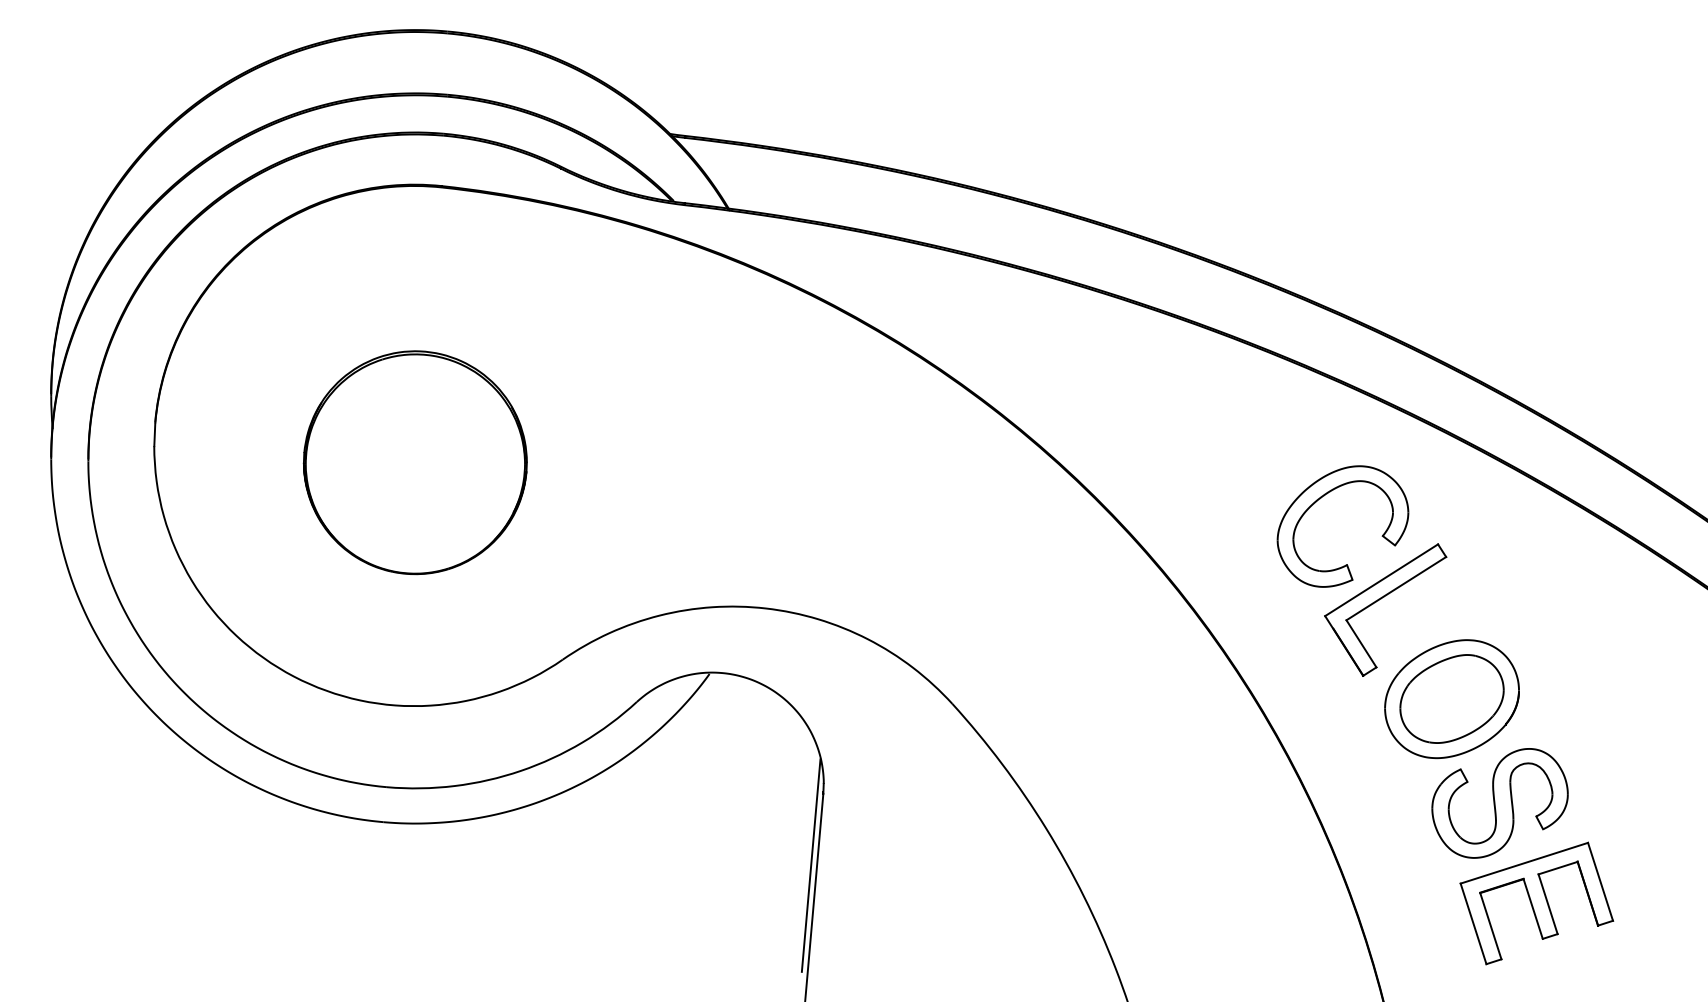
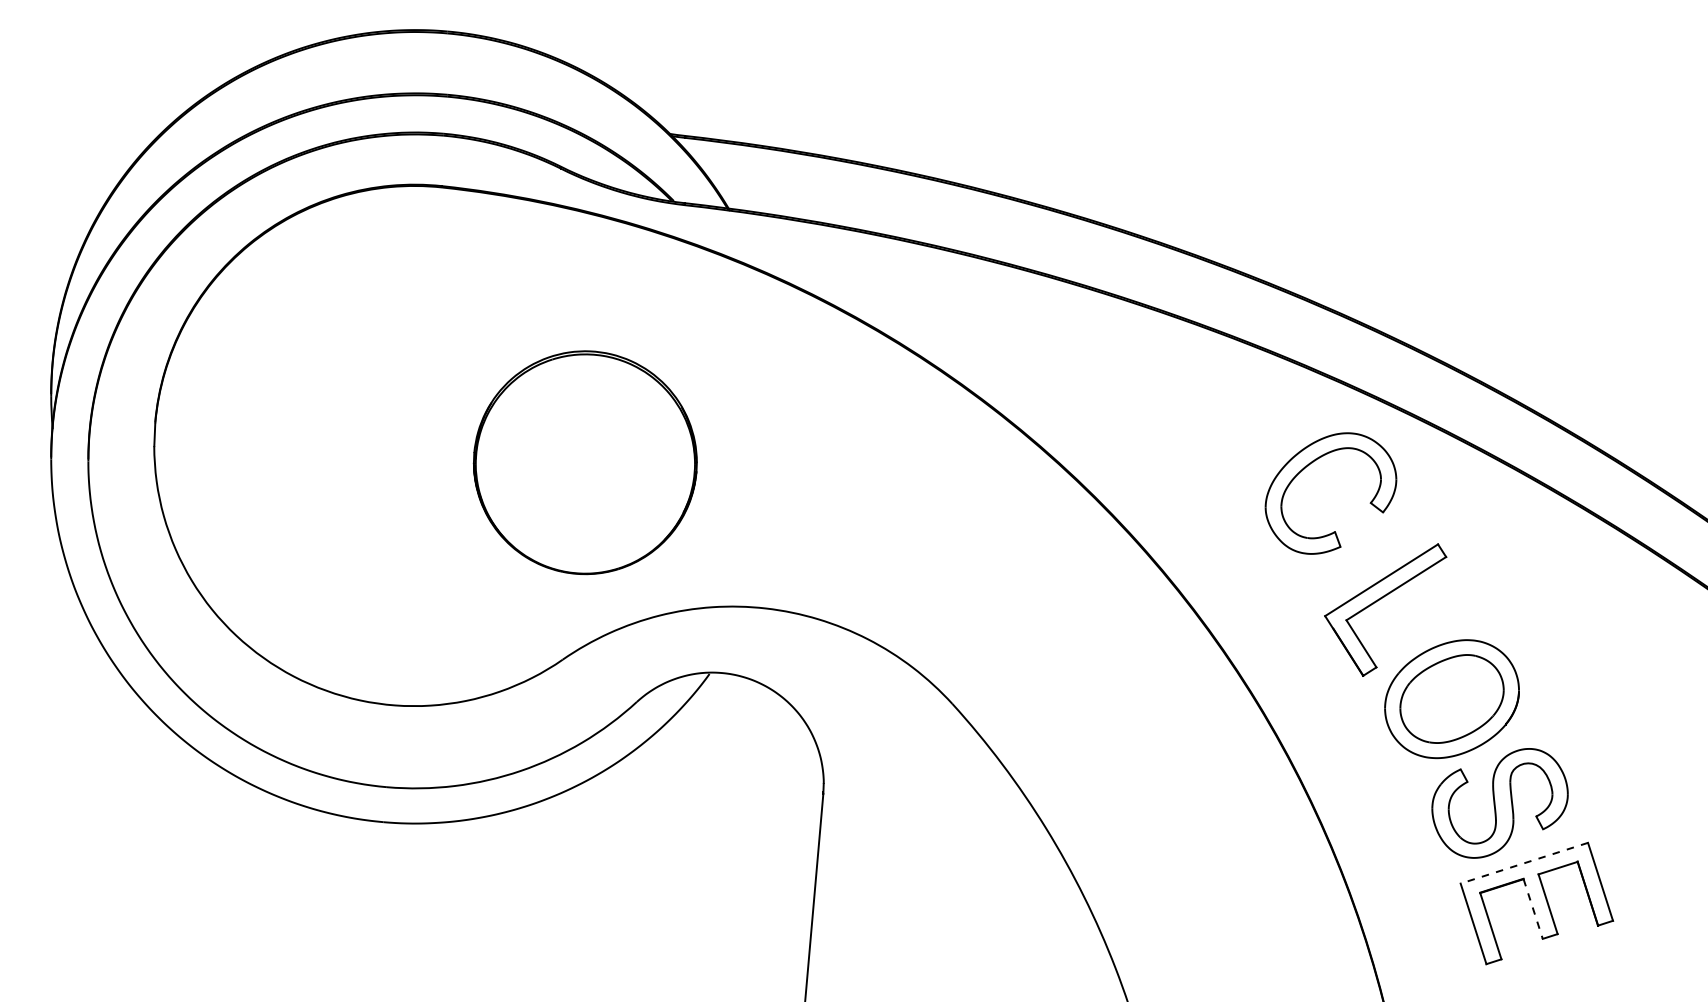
part position: (414, 462) -> (584, 462) (584, 462)
part position: (1320, 499) -> (1308, 466) (1308, 466)
line: solid -> dashed (1524, 863)
line: present -> none (810, 865)
line: solid -> dashed (1533, 909)
